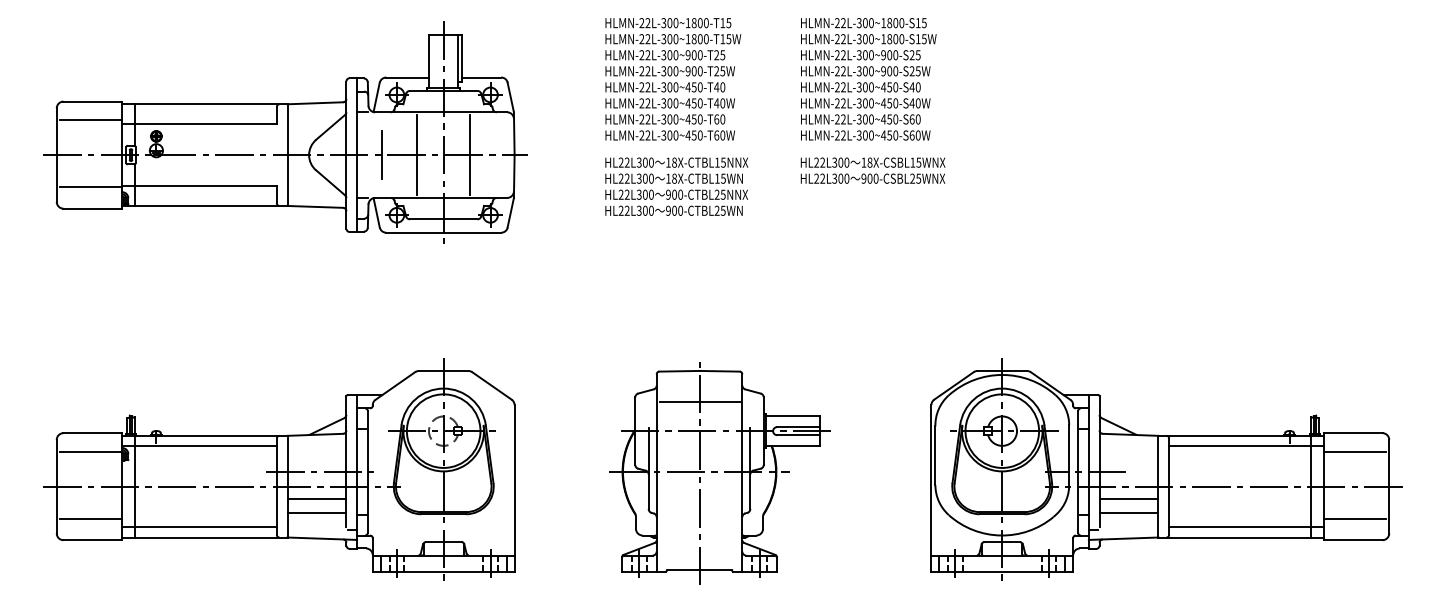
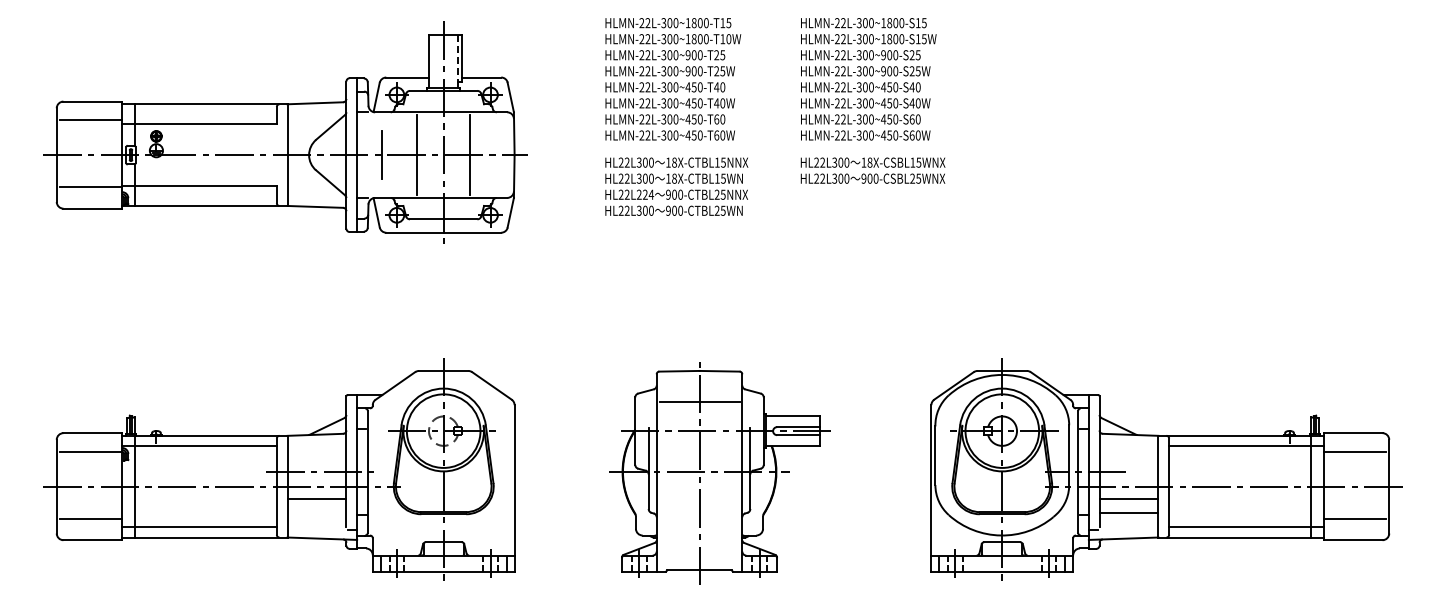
text: HLMN-22L-300~1800-T15W -> HLMN-22L-300~1800-T10W (728, 39)
line: solid -> dashed (457, 58)
text: HL22L300 -> HL22L224 (645, 194)
line: present -> none (316, 512)
